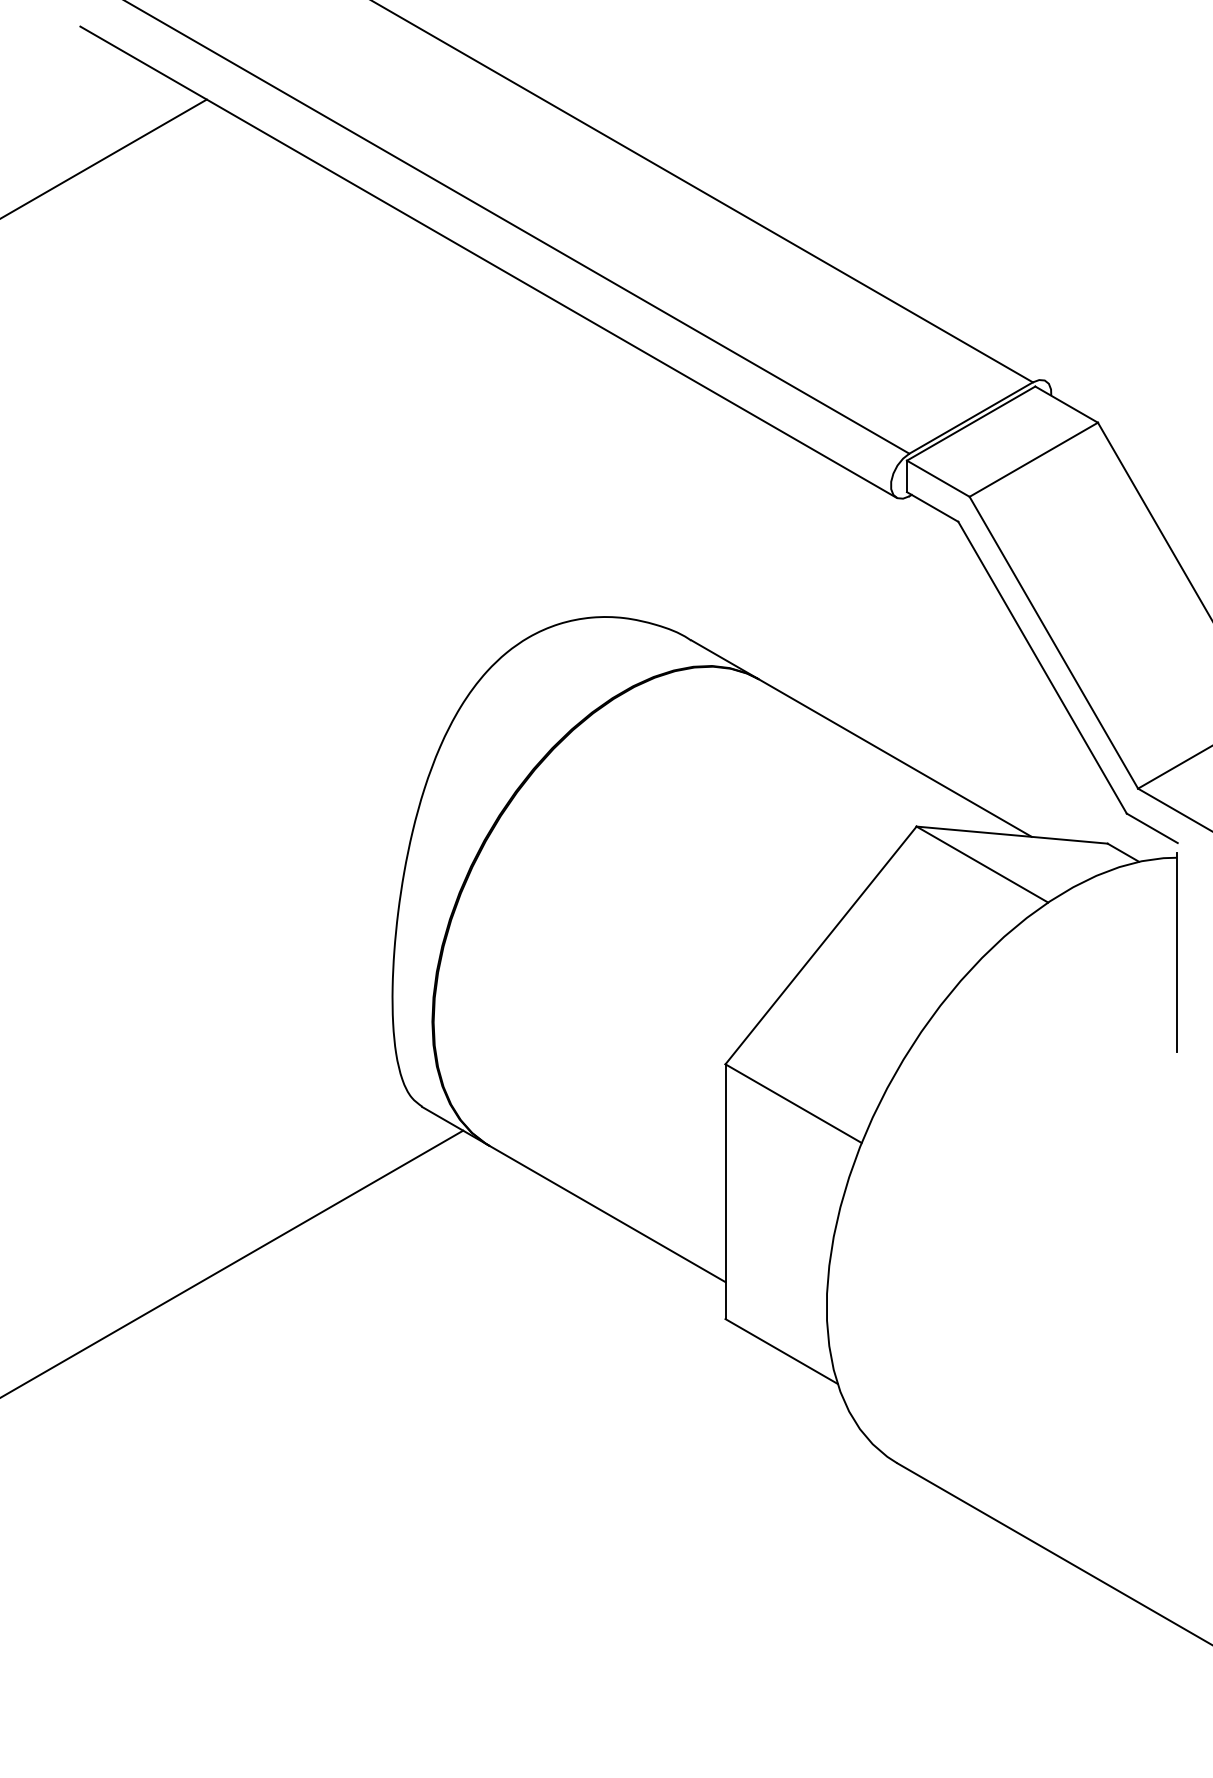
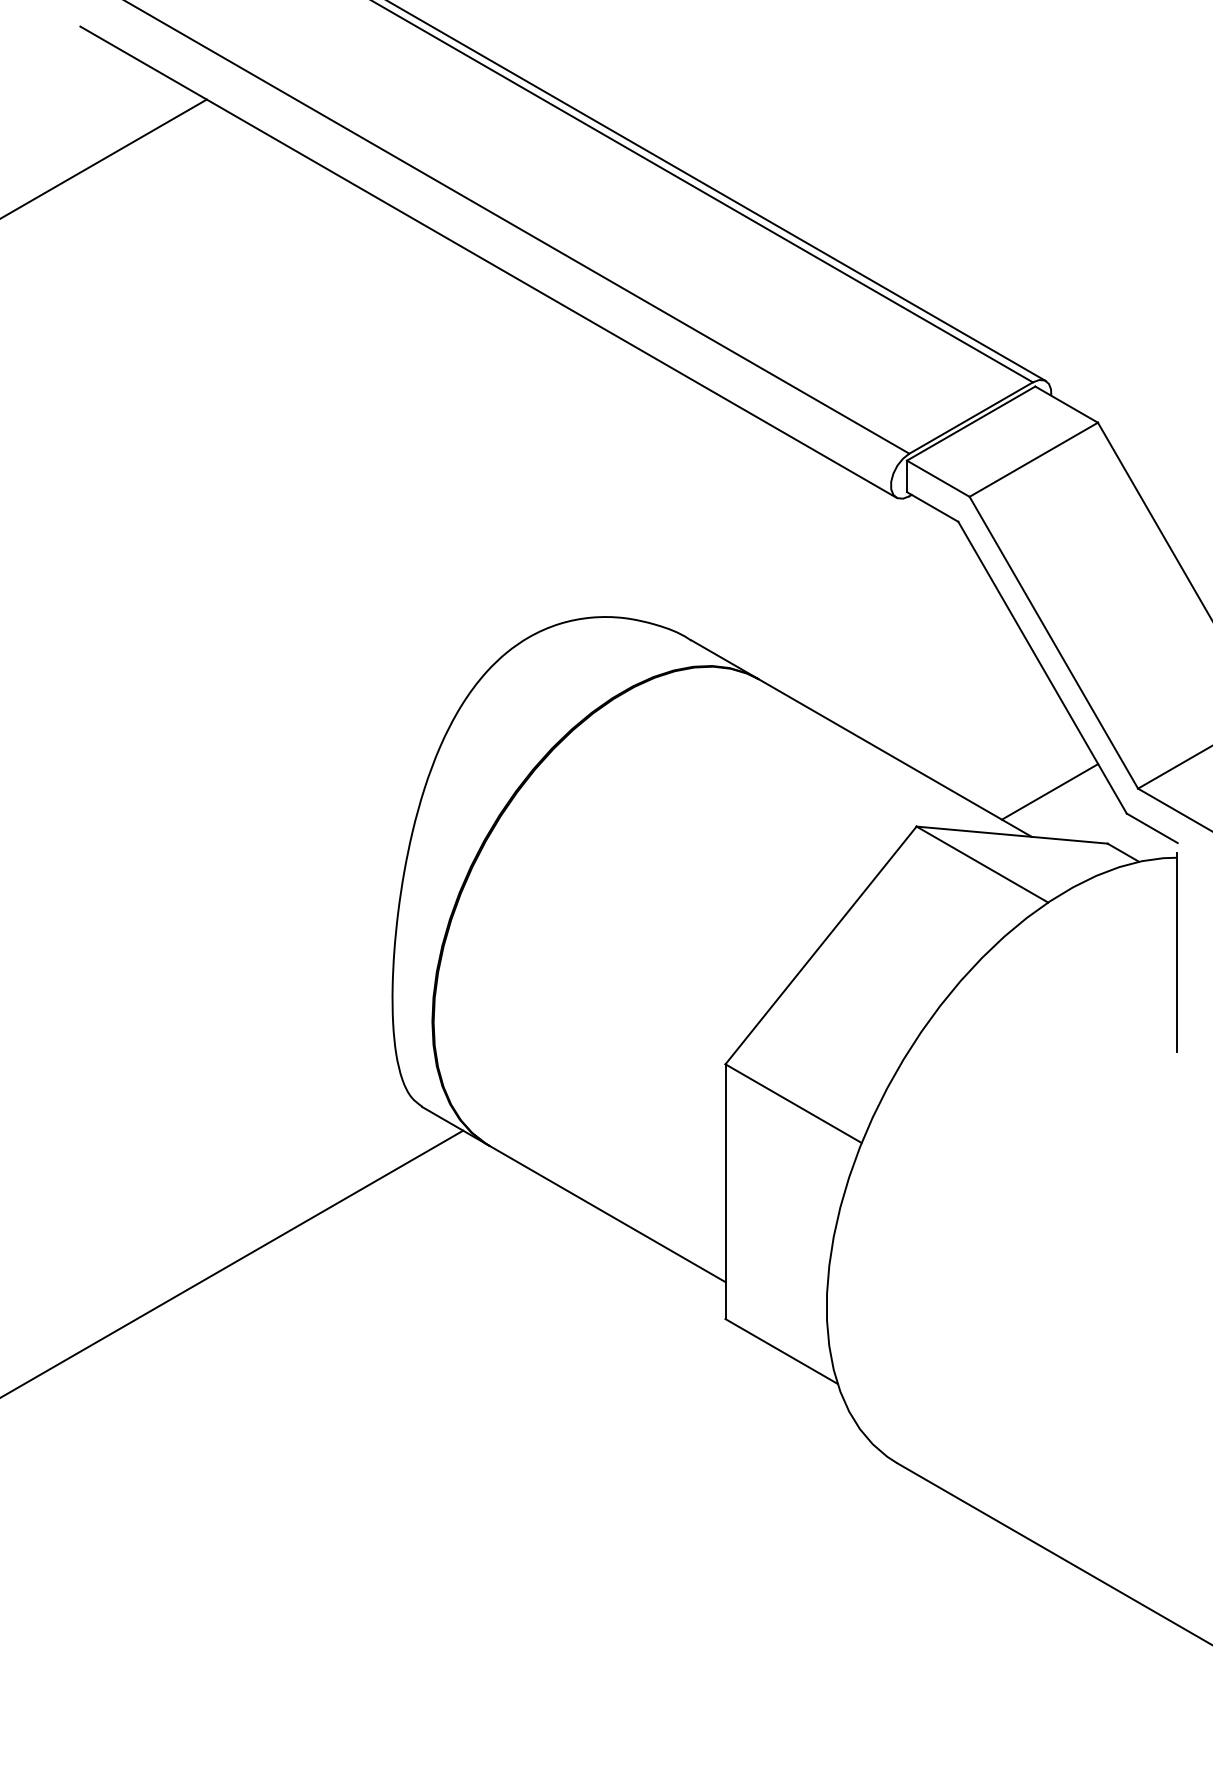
line: none -> present (717, 191)
line: none -> present (1049, 791)
